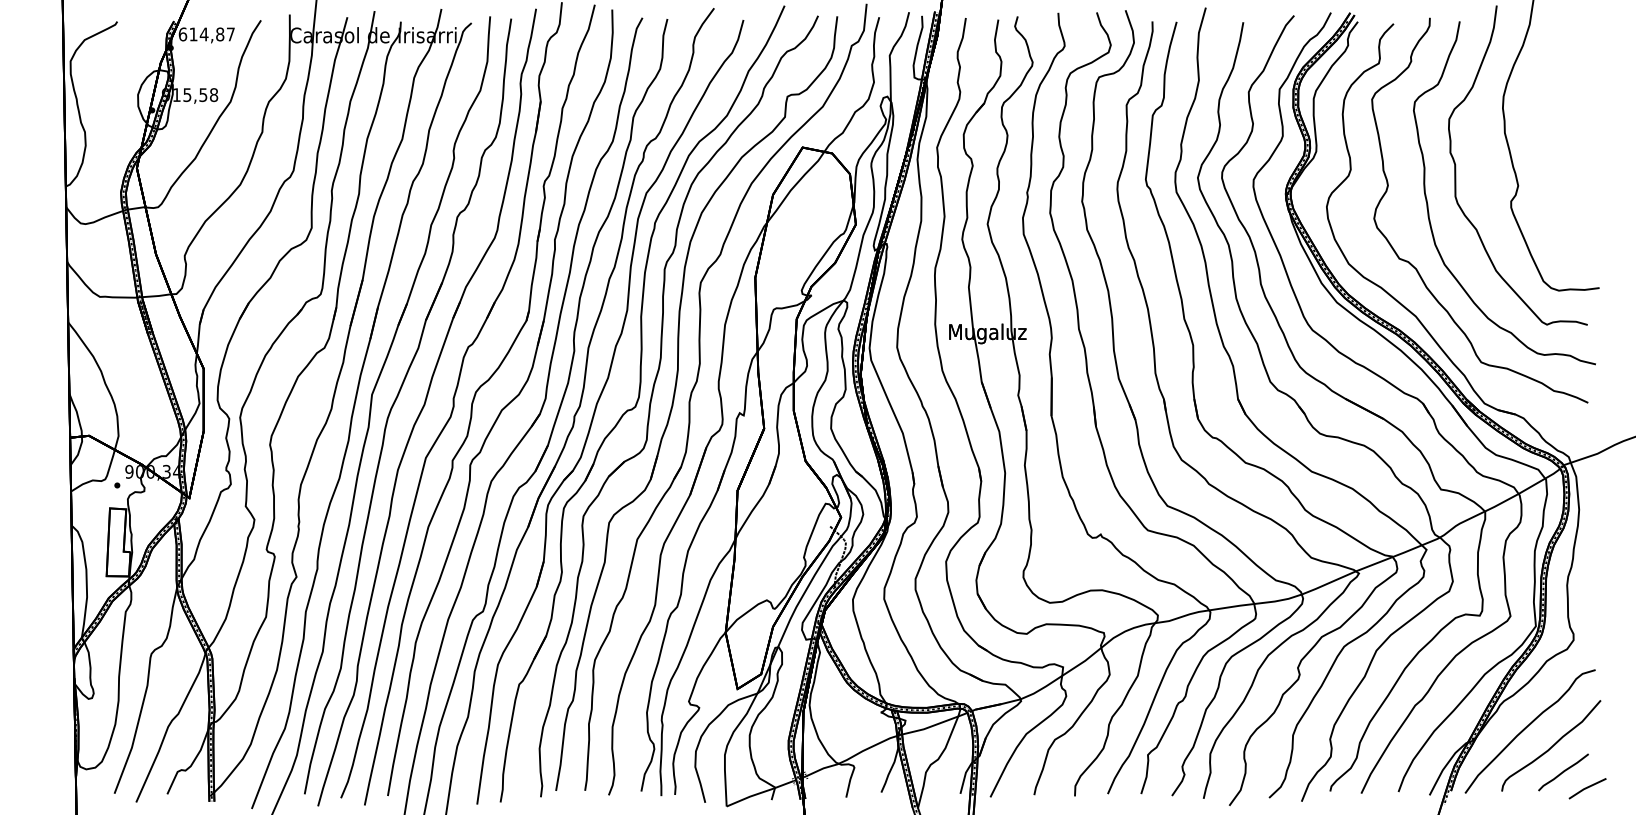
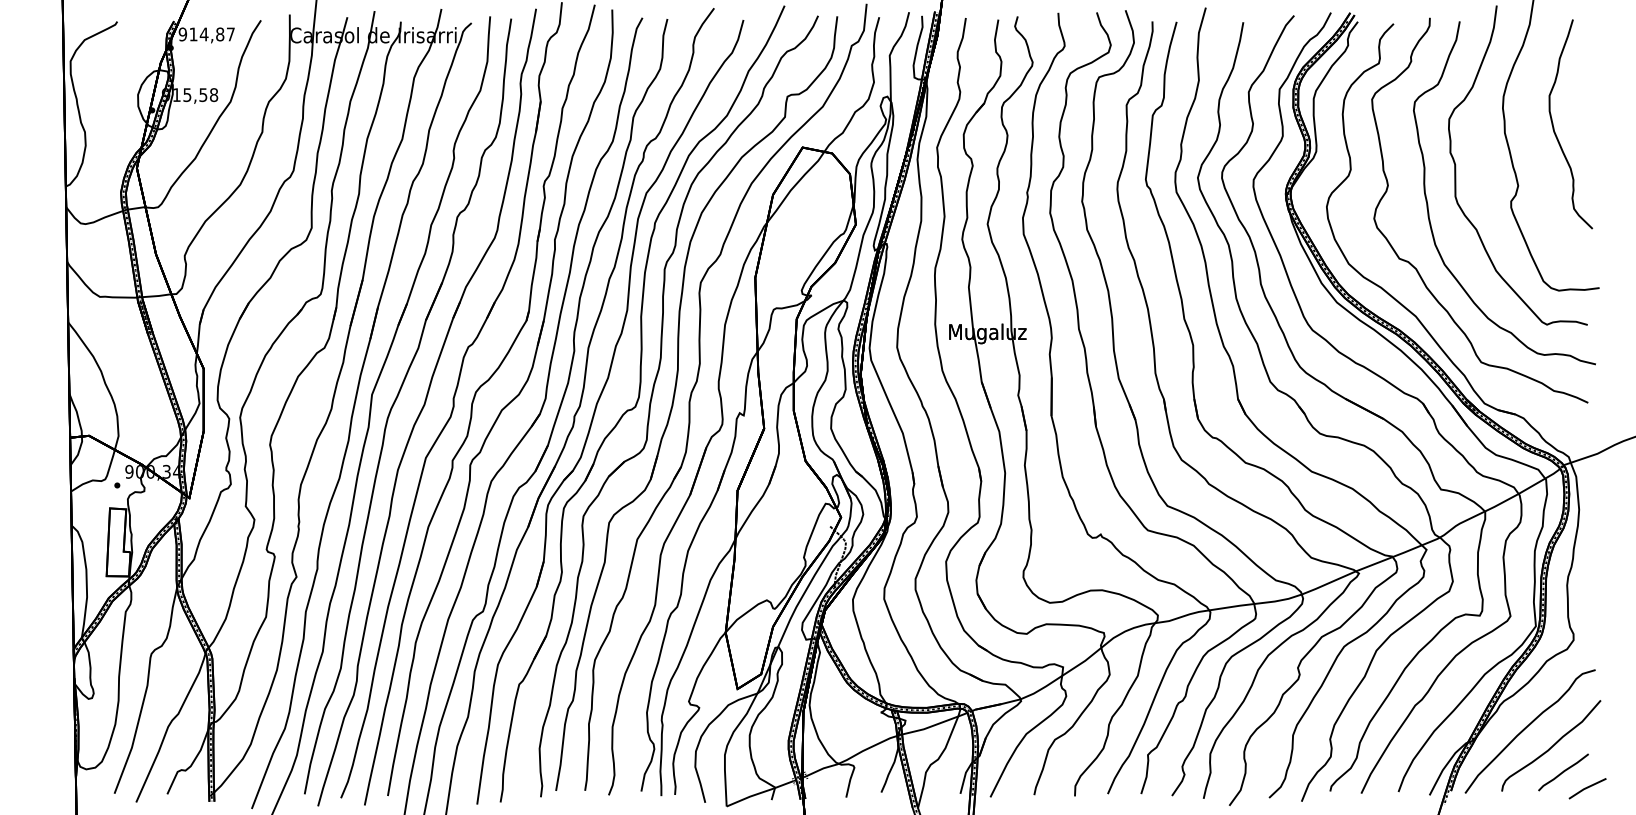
text: 614,87 -> 914,87 (182, 34)
curve: none -> present (1554, 127)
